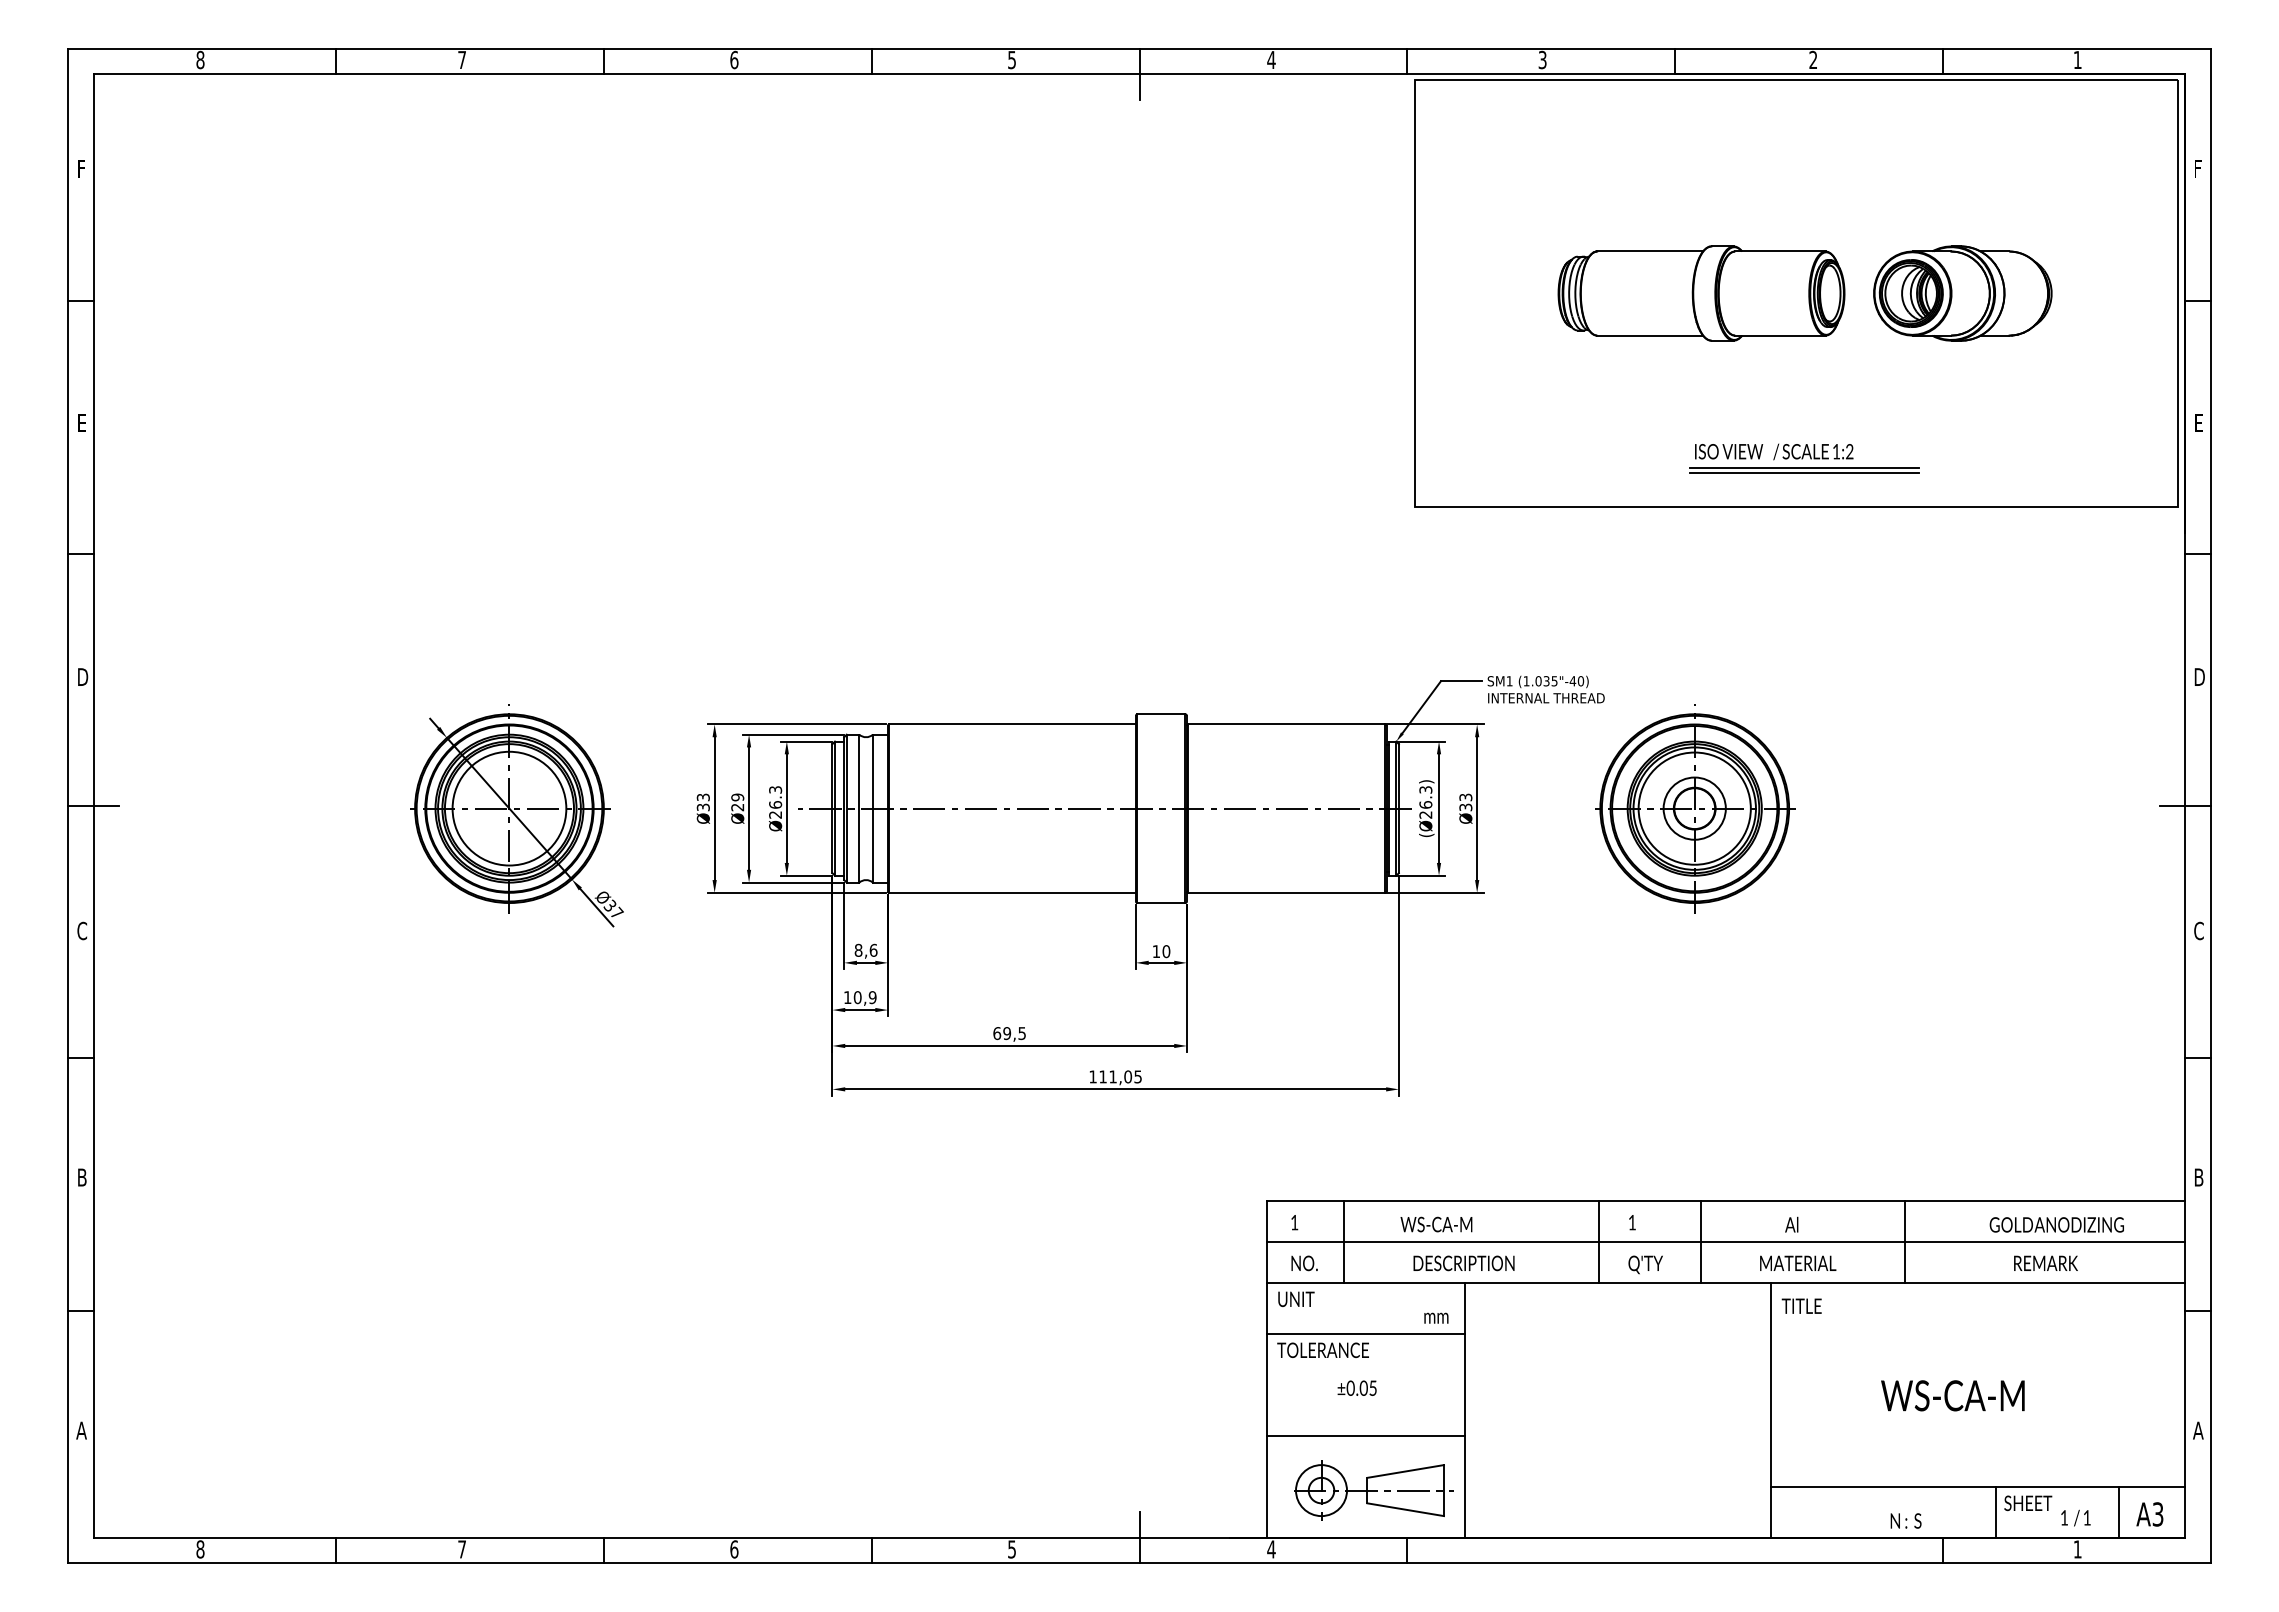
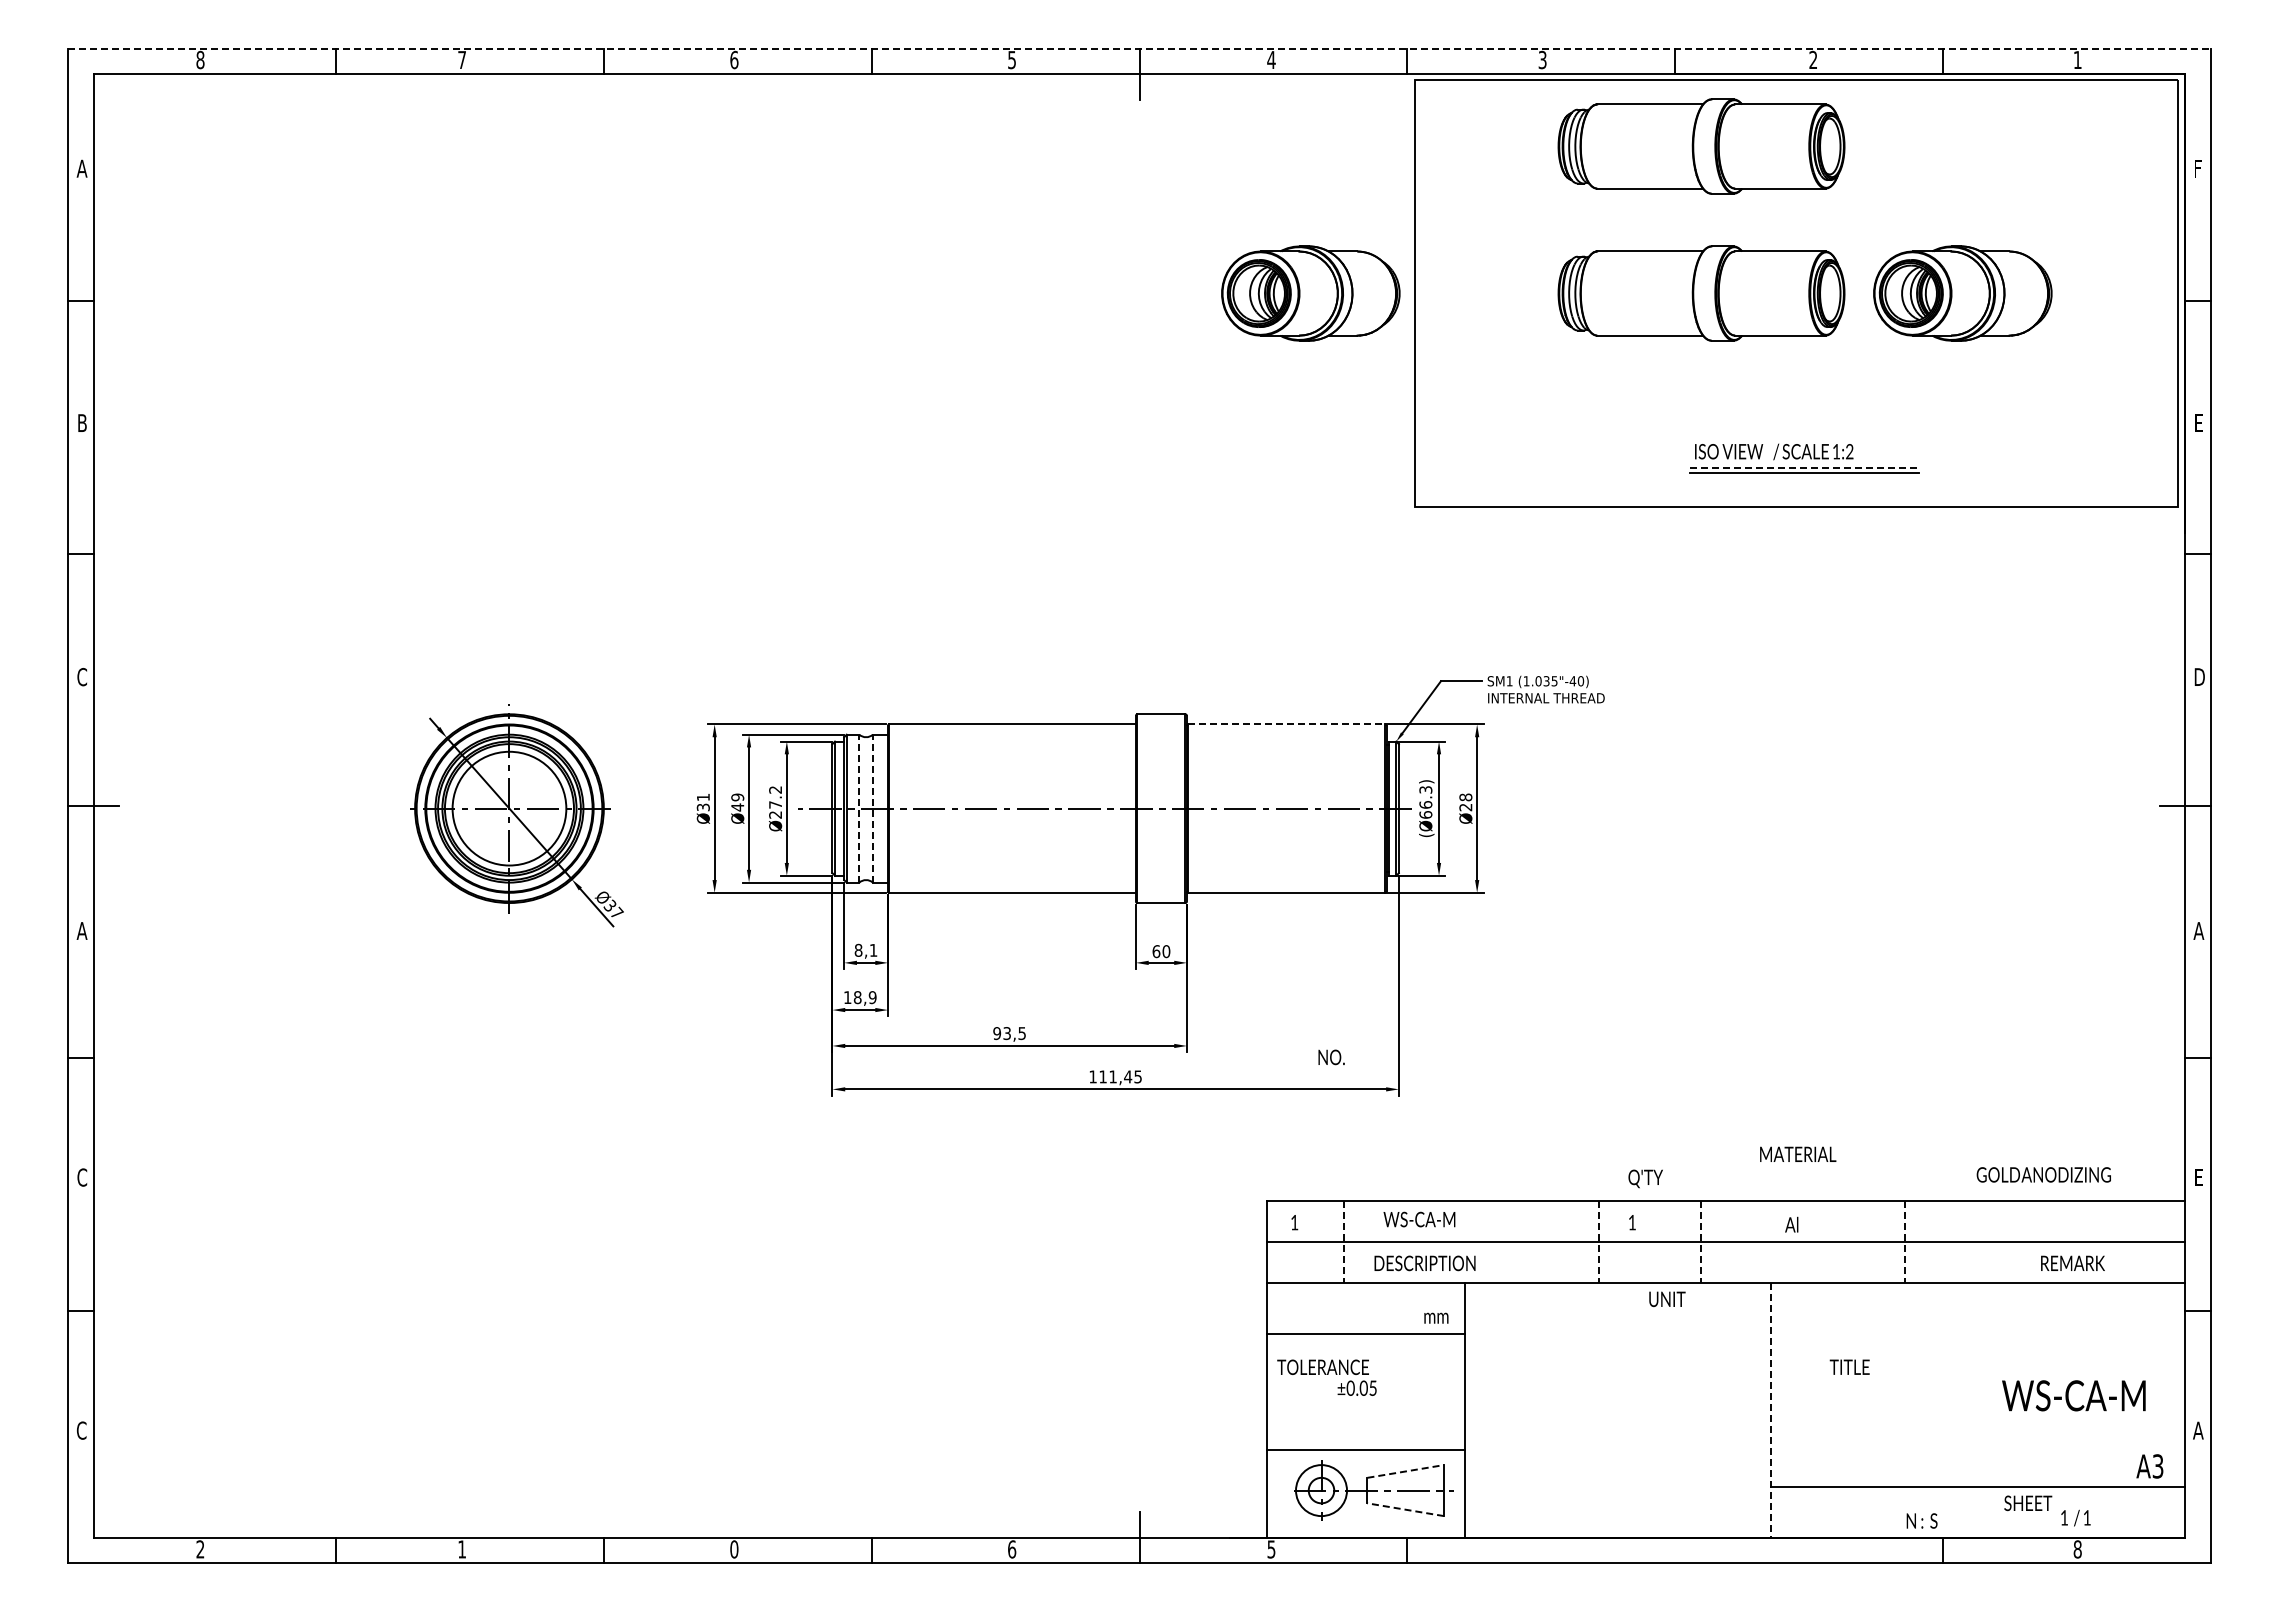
line: solid -> dashed (1140, 48)
part: none -> present (1701, 146)
text: F -> A (81, 168)
part: none -> present (1310, 293)
text: E -> B (82, 422)
line: solid -> dashed (1804, 468)
text: D -> C (82, 676)
line: solid -> dashed (1287, 724)
text: Ø33 -> Ø31 (702, 797)
text: Ø26.3 -> Ø27.2 (775, 797)
text: Ø33 -> Ø28 (1465, 802)
text: Ø29 -> Ø49 (737, 807)
line: solid -> dashed (859, 808)
line: solid -> dashed (872, 808)
part: present -> none (1695, 808)
text: (Ø26.3) -> (Ø66.3) (1425, 814)
text: C -> A (81, 930)
text: C -> A (2198, 930)
text: 8,6 -> 8,1 (873, 949)
text: 10 -> 60 (1156, 951)
text: 10,9 -> 18,9 (857, 997)
text: 69,5 -> 93,5 (1002, 1033)
text: 111,05 -> 111,45 (1128, 1076)
text: B -> C (82, 1177)
text: B -> E (2199, 1177)
text position: (1436, 1224) -> (1419, 1219) (1419, 1219)
text position: (2056, 1224) -> (2043, 1174) (2043, 1174)
line: solid -> dashed (1343, 1242)
line: solid -> dashed (1598, 1242)
line: solid -> dashed (1700, 1242)
line: solid -> dashed (1904, 1242)
text position: (1798, 1262) -> (1798, 1153) (1798, 1153)
text position: (2045, 1262) -> (2072, 1262) (2072, 1262)
text position: (1304, 1263) -> (1331, 1057) (1331, 1057)
text position: (1463, 1263) -> (1424, 1263) (1424, 1263)
text position: (1645, 1264) -> (1645, 1178) (1645, 1178)
text position: (1296, 1298) -> (1667, 1298) (1667, 1298)
text position: (1801, 1305) -> (1849, 1366) (1849, 1366)
text position: (1322, 1349) -> (1322, 1366) (1322, 1366)
text position: (1952, 1395) -> (2073, 1395) (2073, 1395)
line: solid -> dashed (1770, 1410)
text: A -> C (81, 1430)
line position: (1365, 1435) -> (1365, 1449) (1365, 1449)
line: solid -> dashed (1405, 1471)
line: solid -> dashed (1405, 1509)
line: present -> none (1996, 1511)
line: present -> none (2118, 1511)
text position: (2149, 1514) -> (2149, 1466) (2149, 1466)
text position: (1905, 1520) -> (1921, 1520) (1921, 1520)
text: 8 -> 2 (200, 1549)
text: 7 -> 1 (461, 1549)
text: 6 -> 0 (734, 1549)
text: 5 -> 6 (1012, 1549)
text: 4 -> 5 (1271, 1549)
text: 1 -> 8 (2077, 1549)
